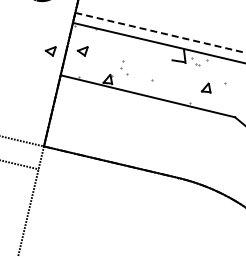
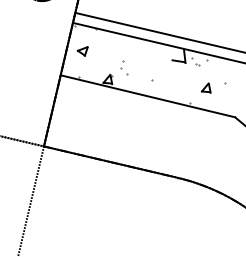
line: dashed -> solid (160, 32)
part: present -> none (50, 51)
line position: (20, 164) -> (22, 141) (22, 141)
